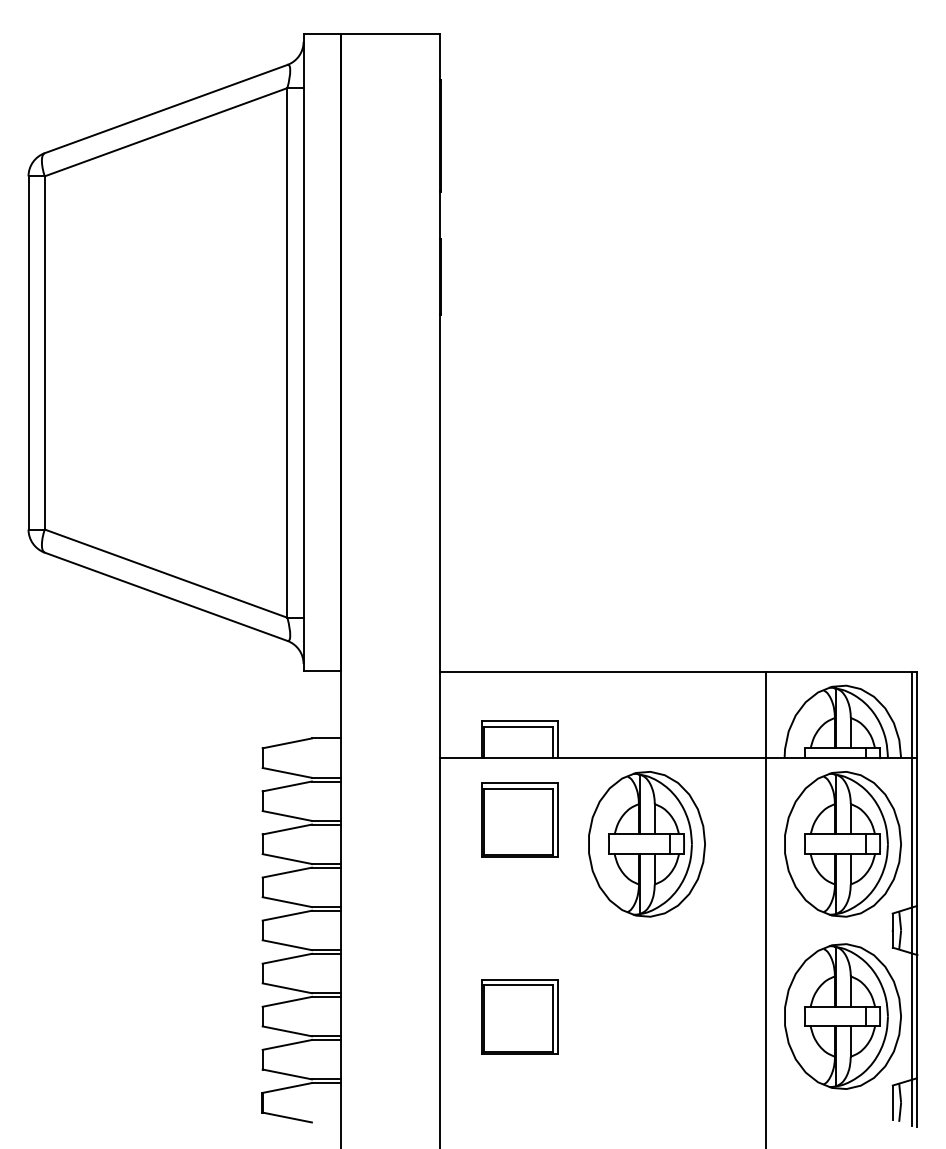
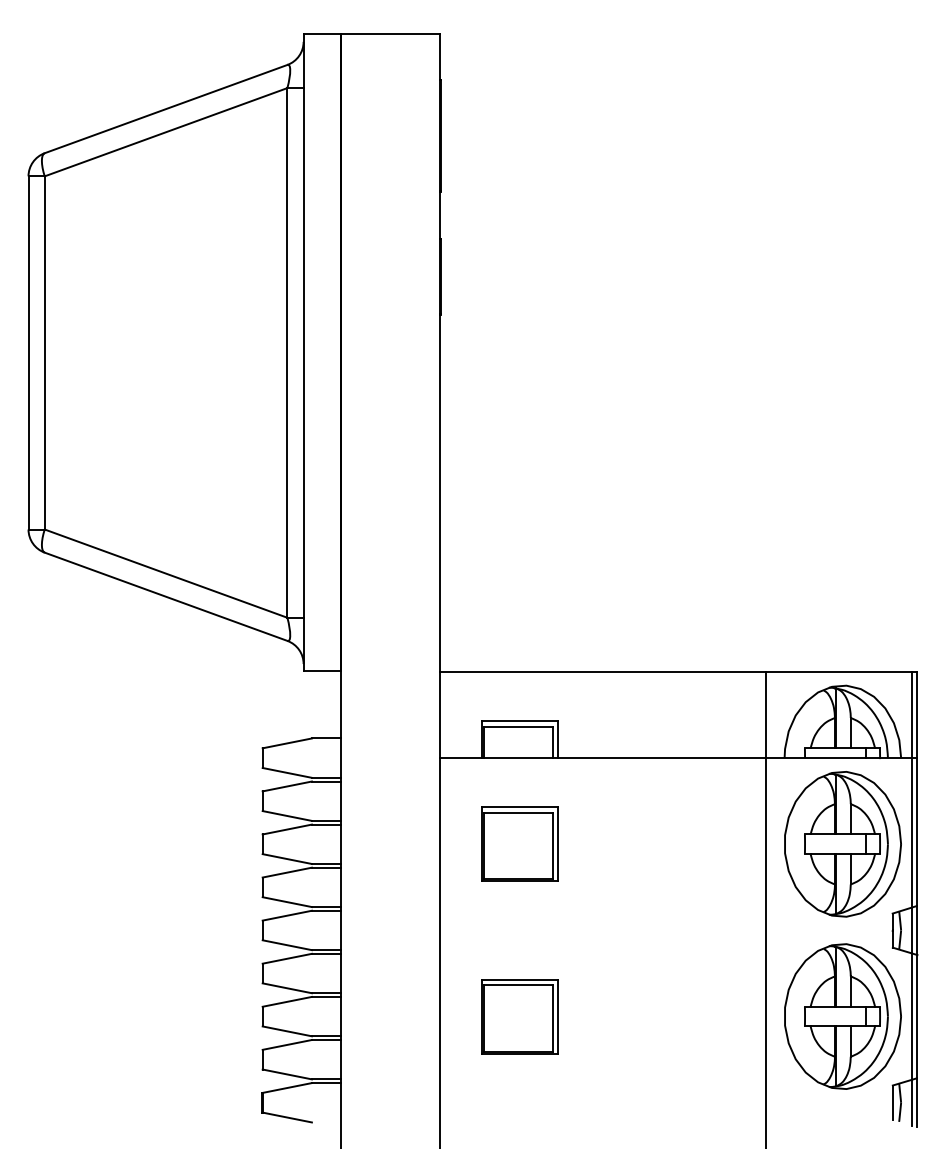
part position: (519, 819) -> (519, 843) (519, 843)
part: present -> none (646, 844)
